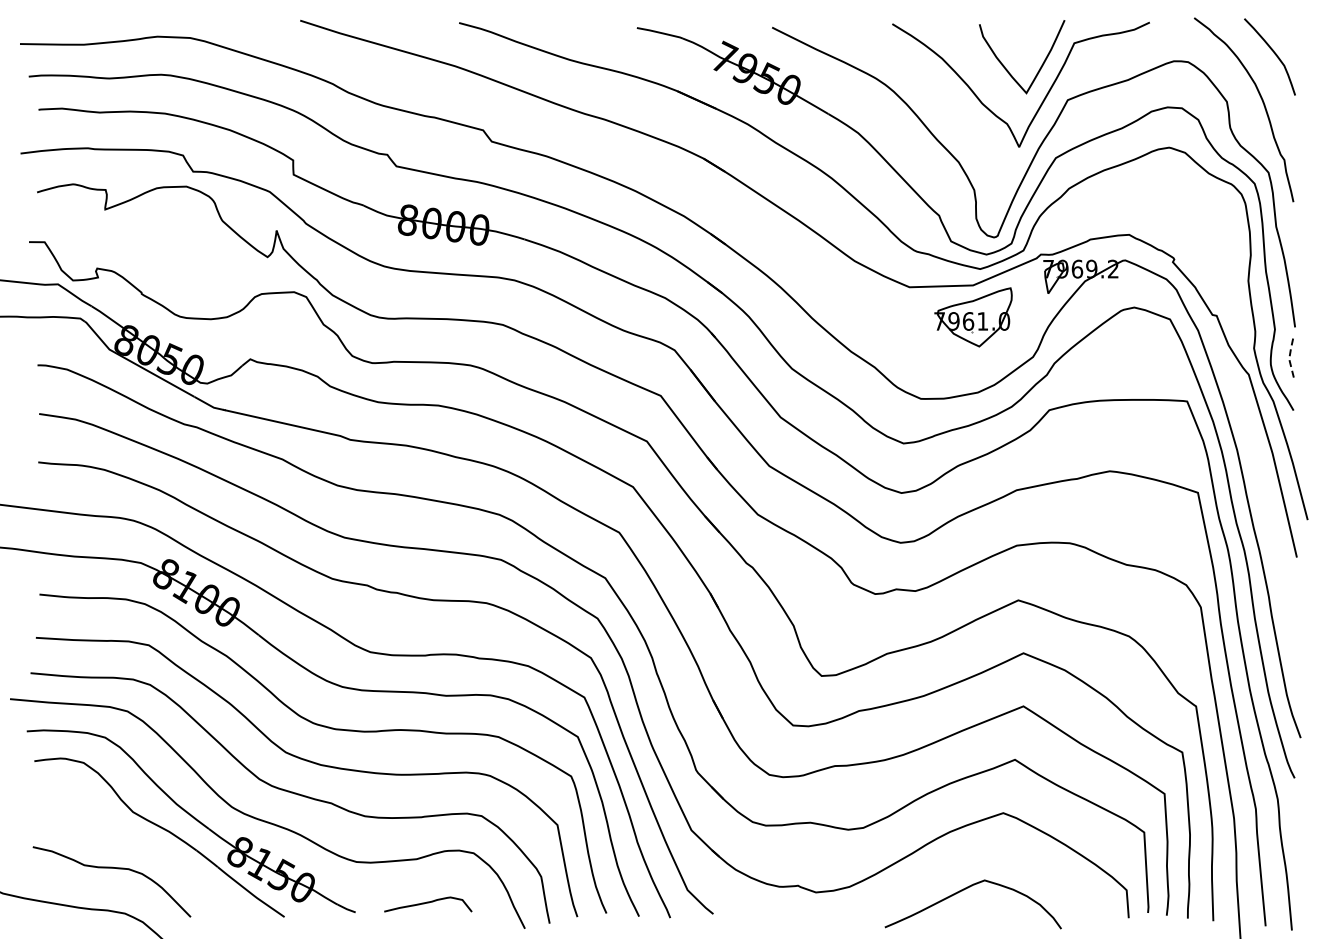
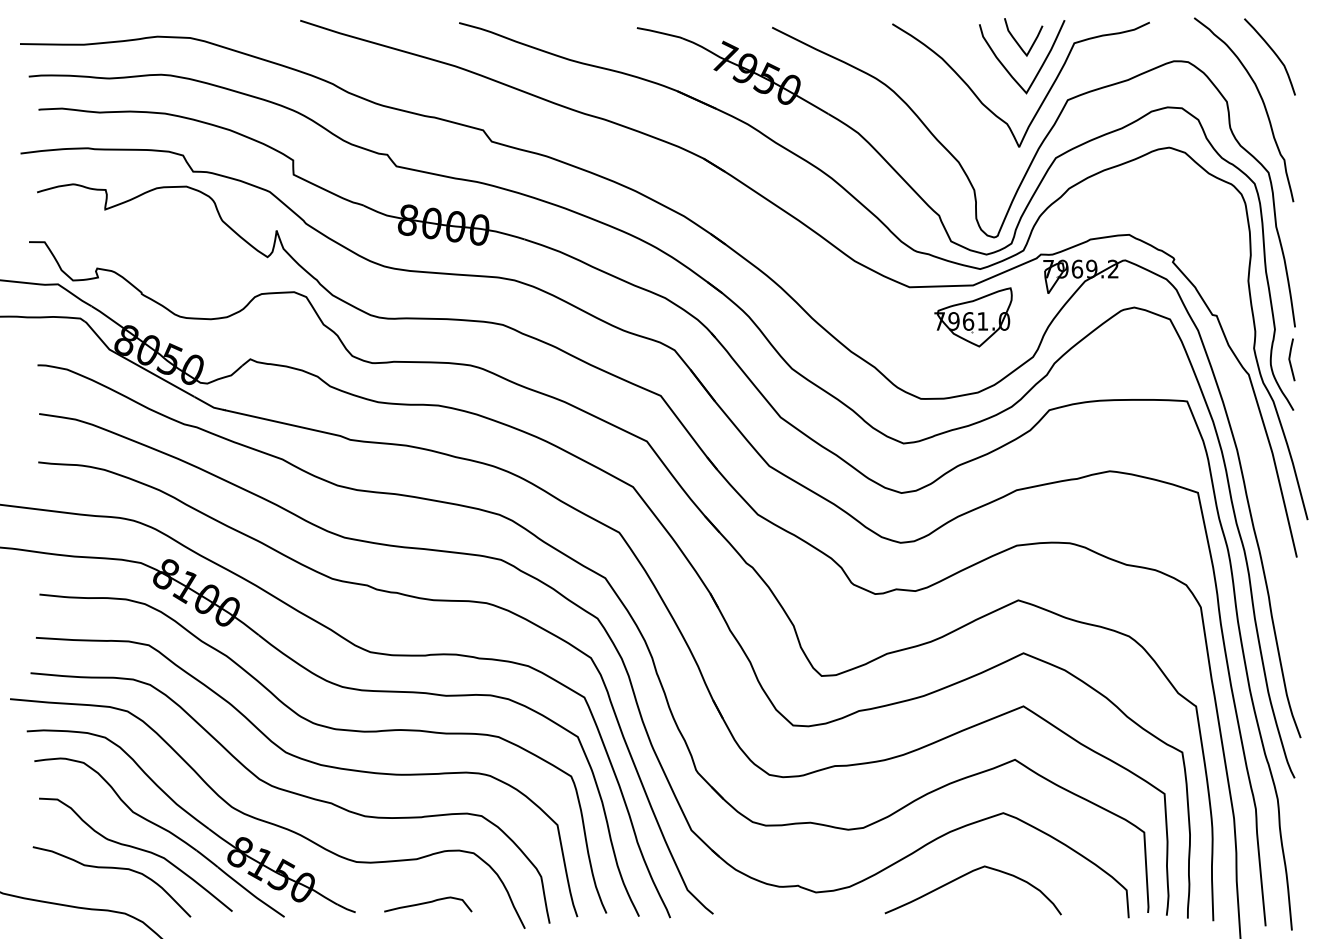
curve: none -> present (1017, 41)
line: dashed -> solid (1289, 359)
curve: none -> present (136, 849)
curve position: (964, 890) -> (964, 876) (964, 876)
